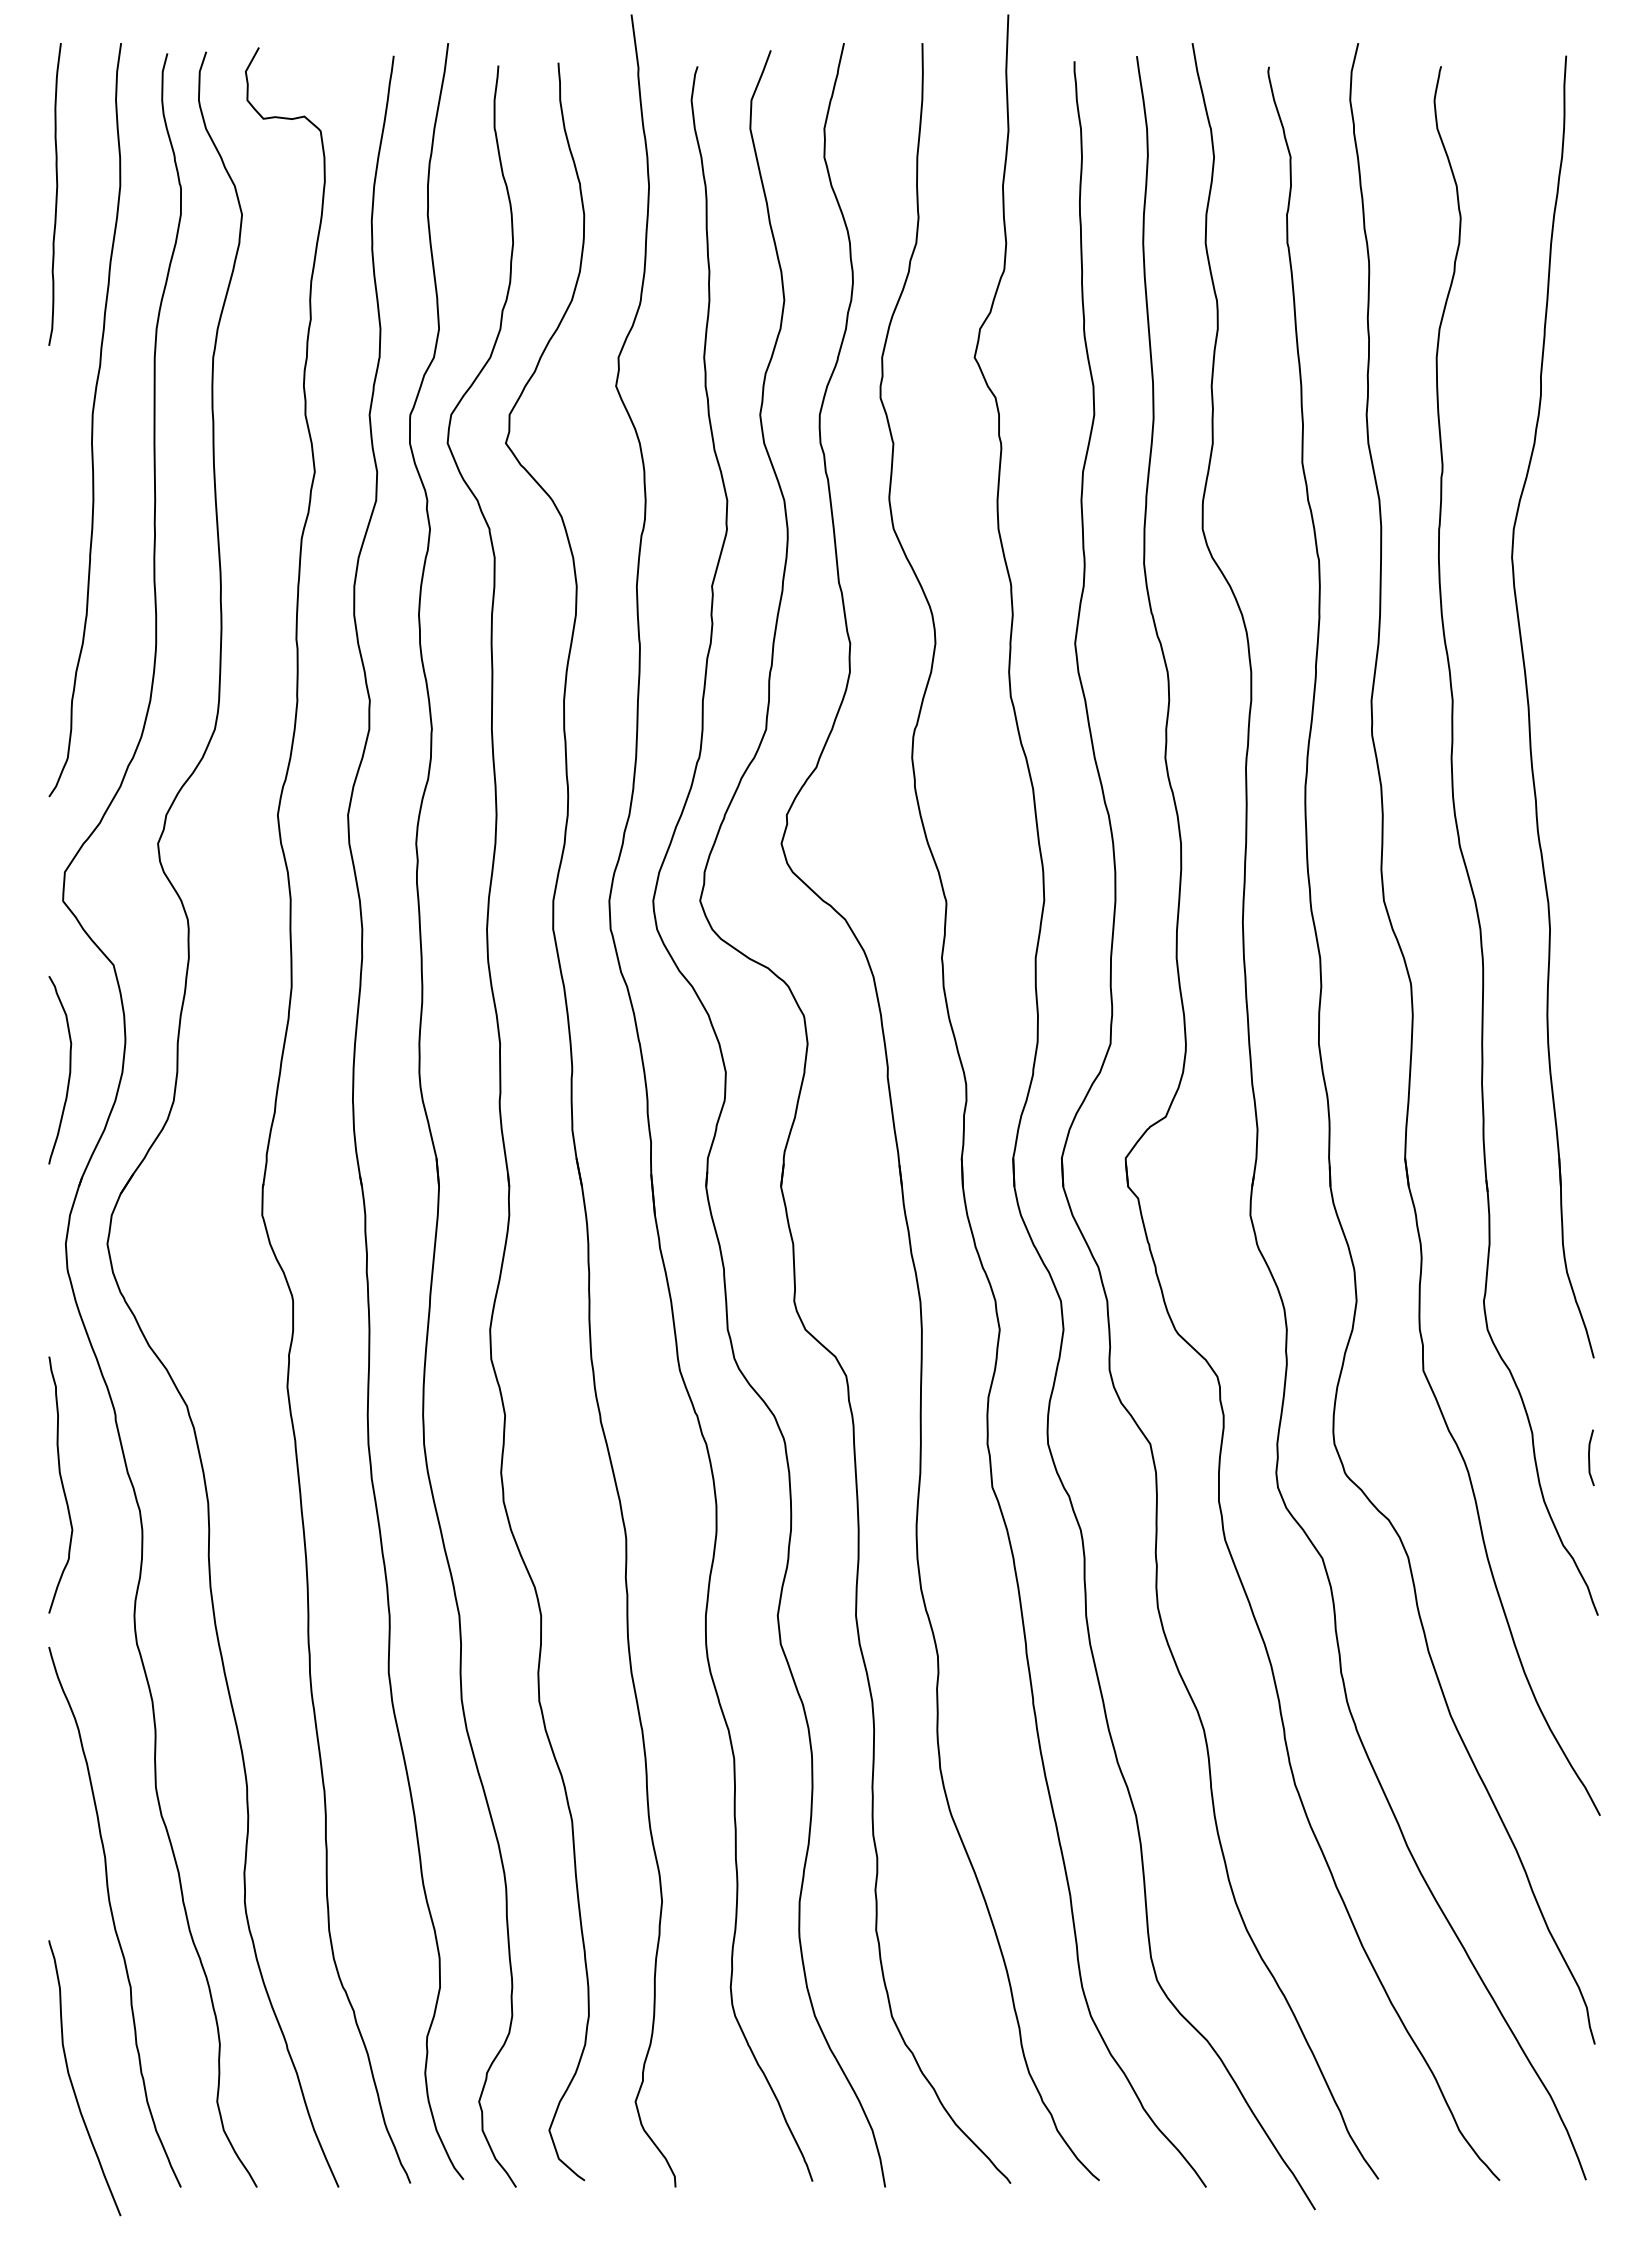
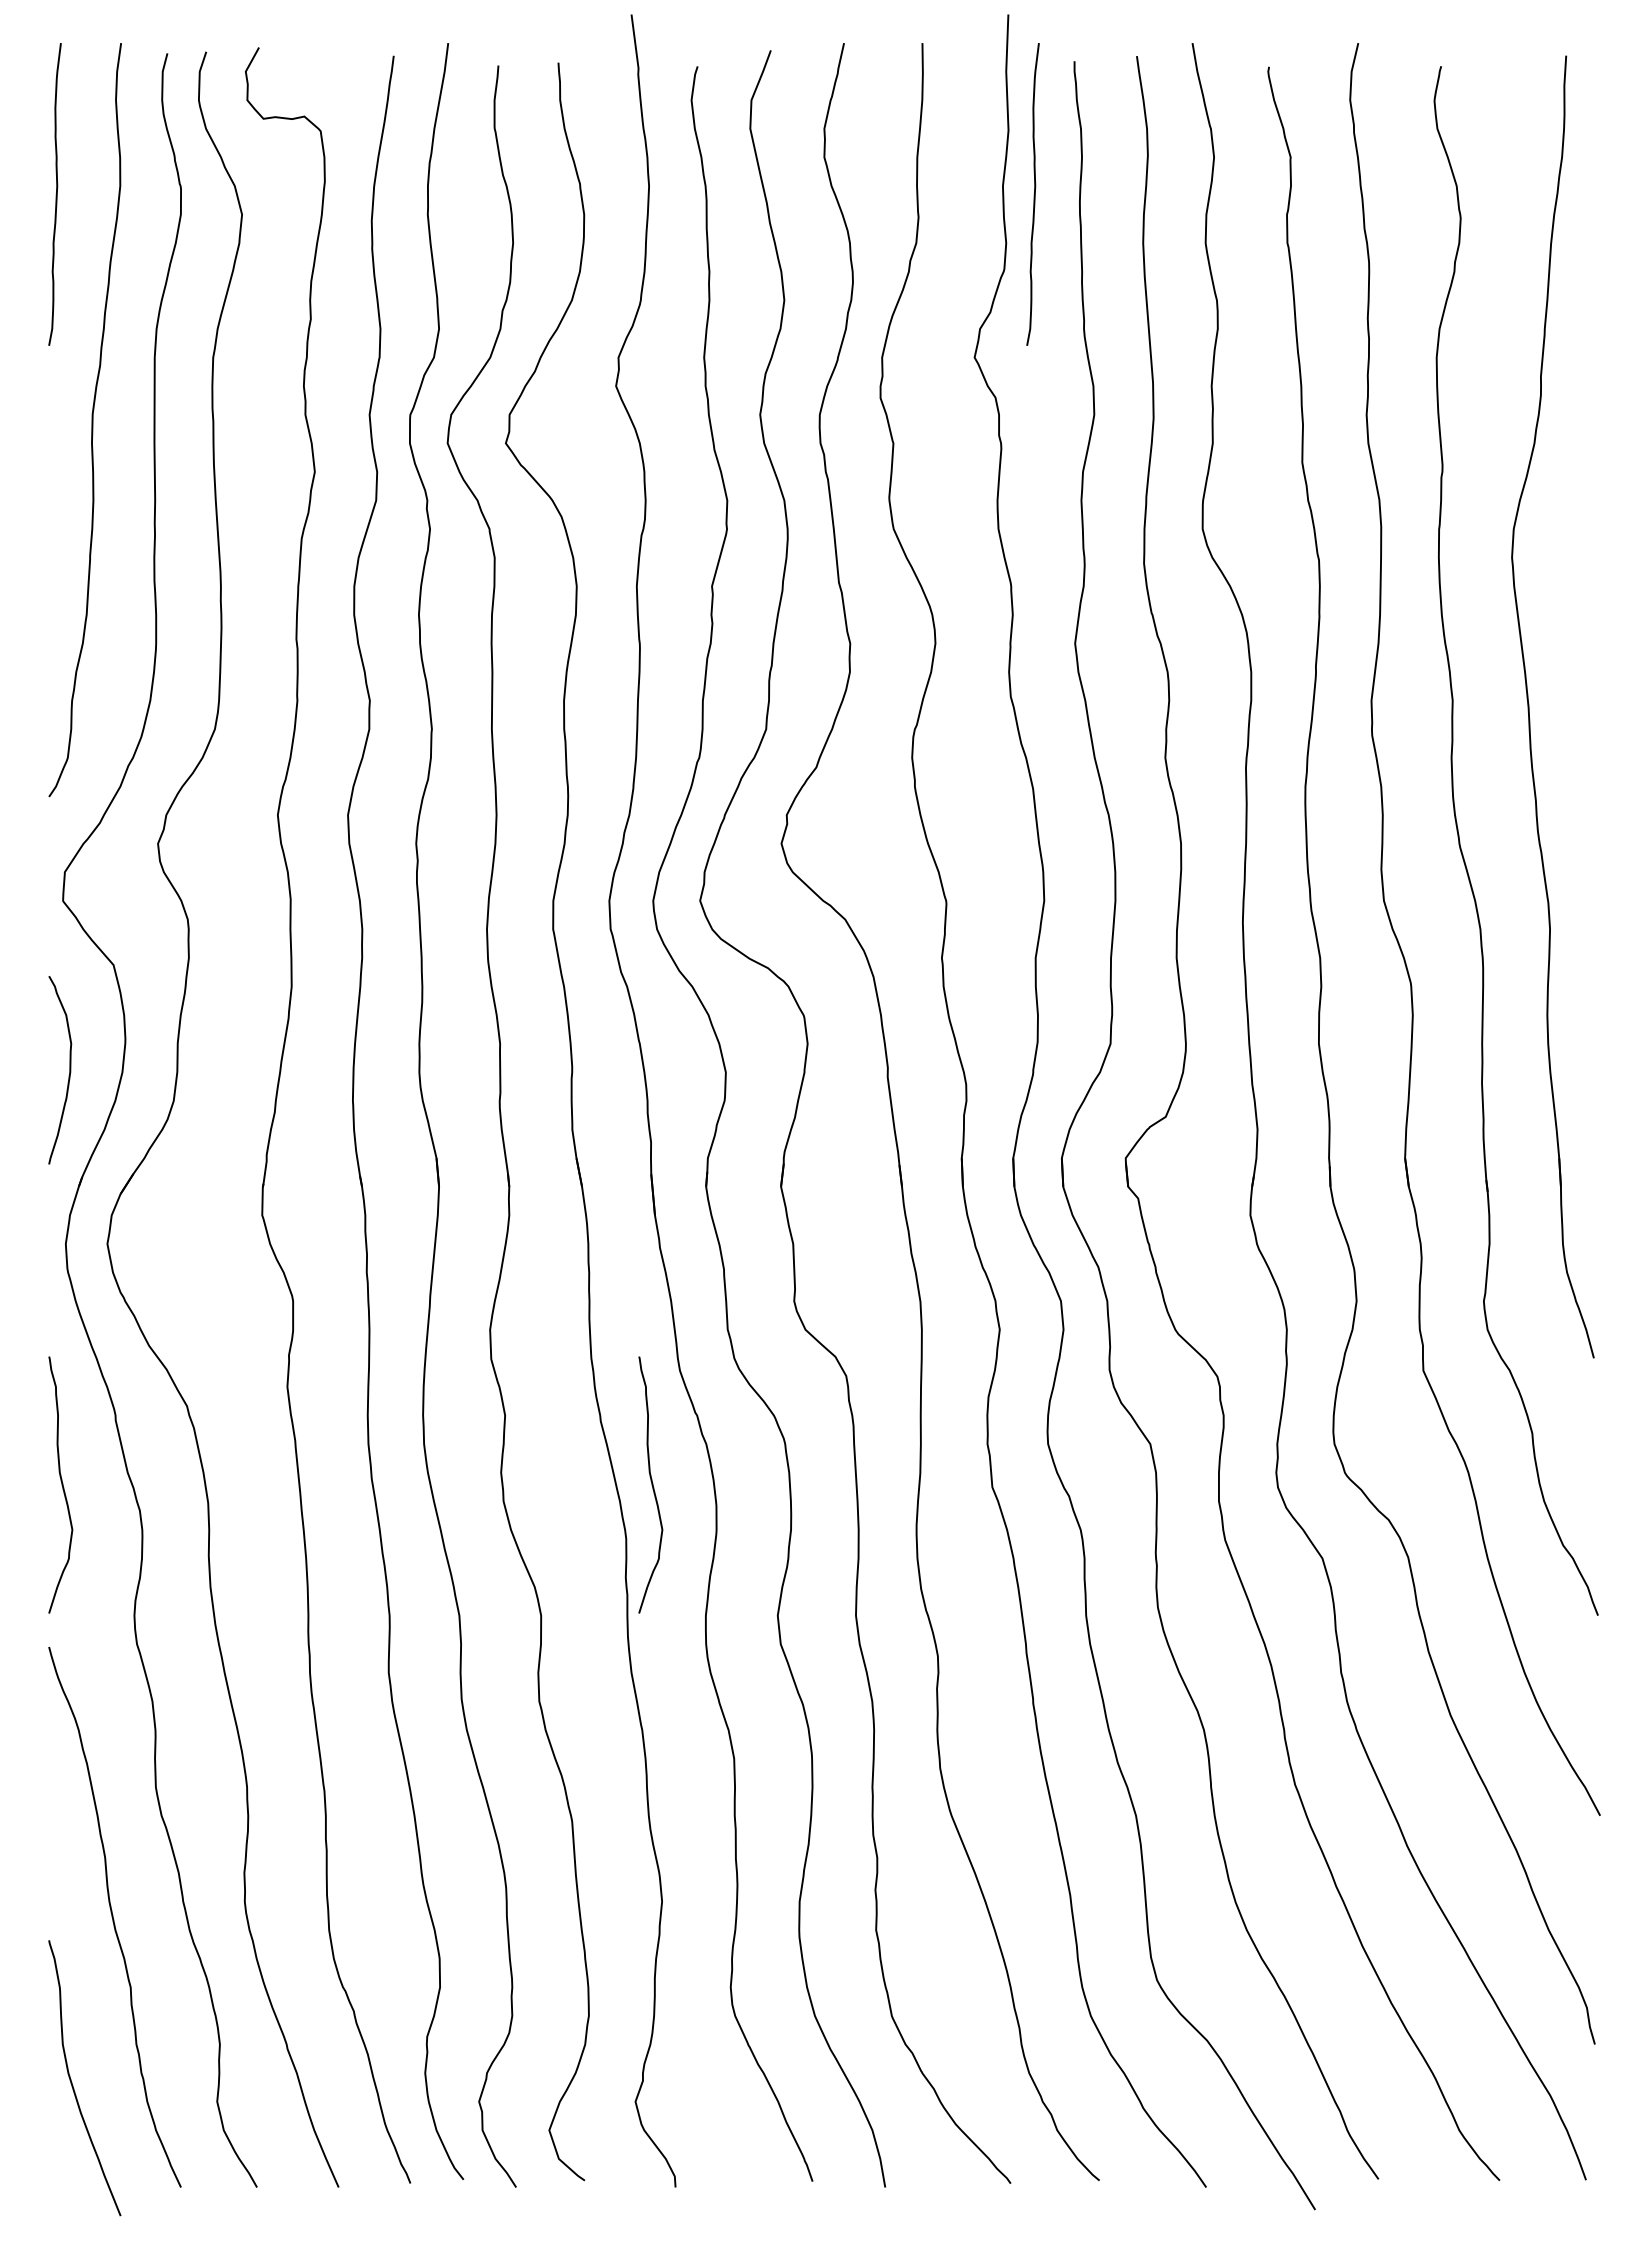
curve: none -> present (1033, 194)
line: present -> none (1589, 1457)
curve: none -> present (651, 1484)
